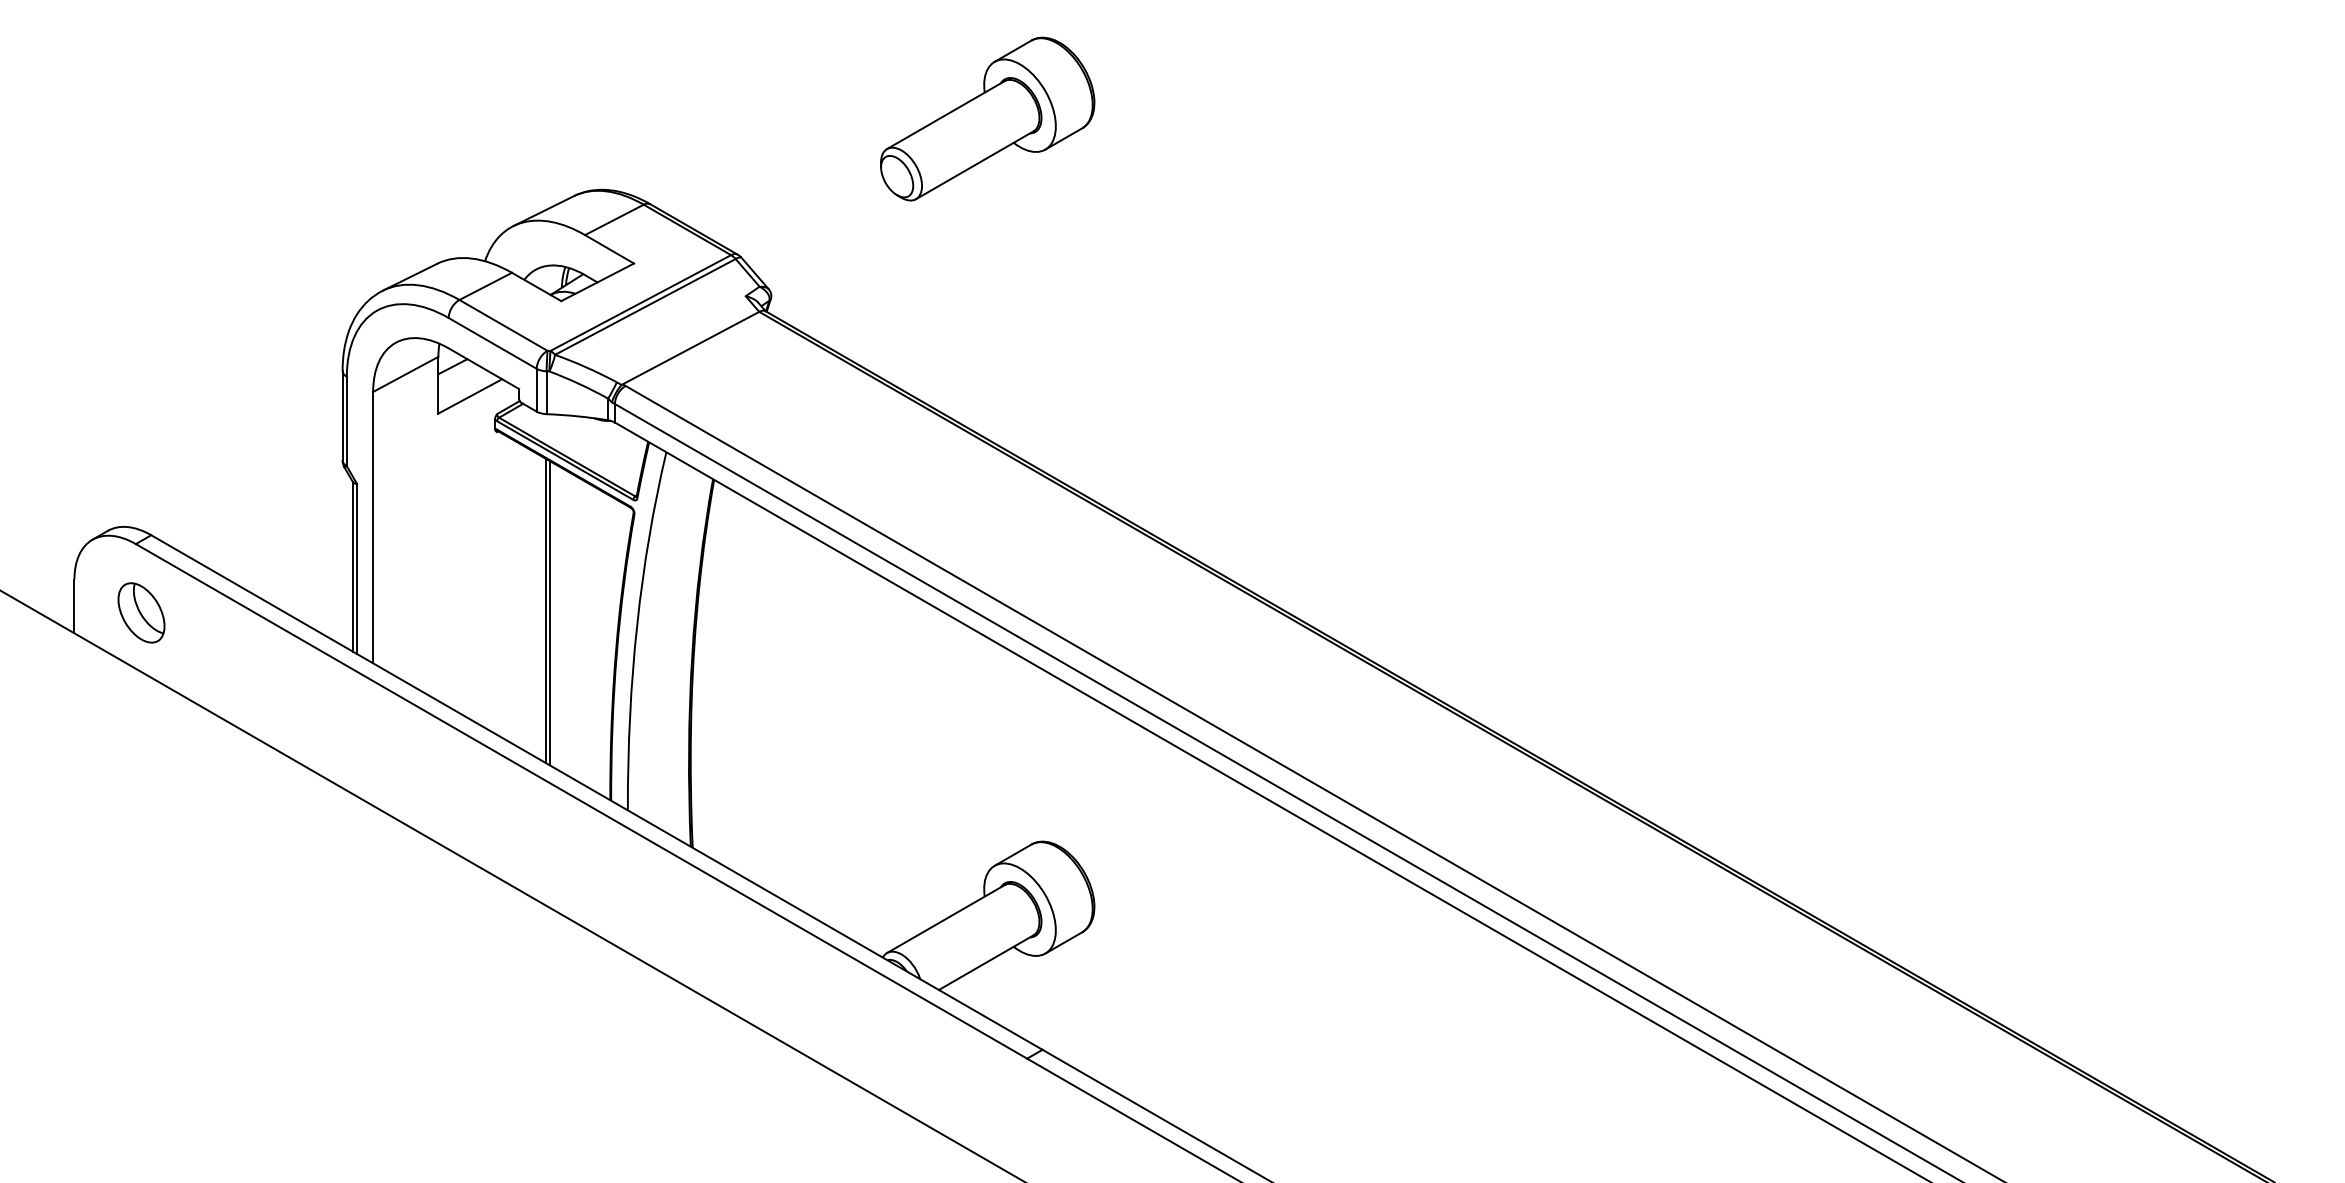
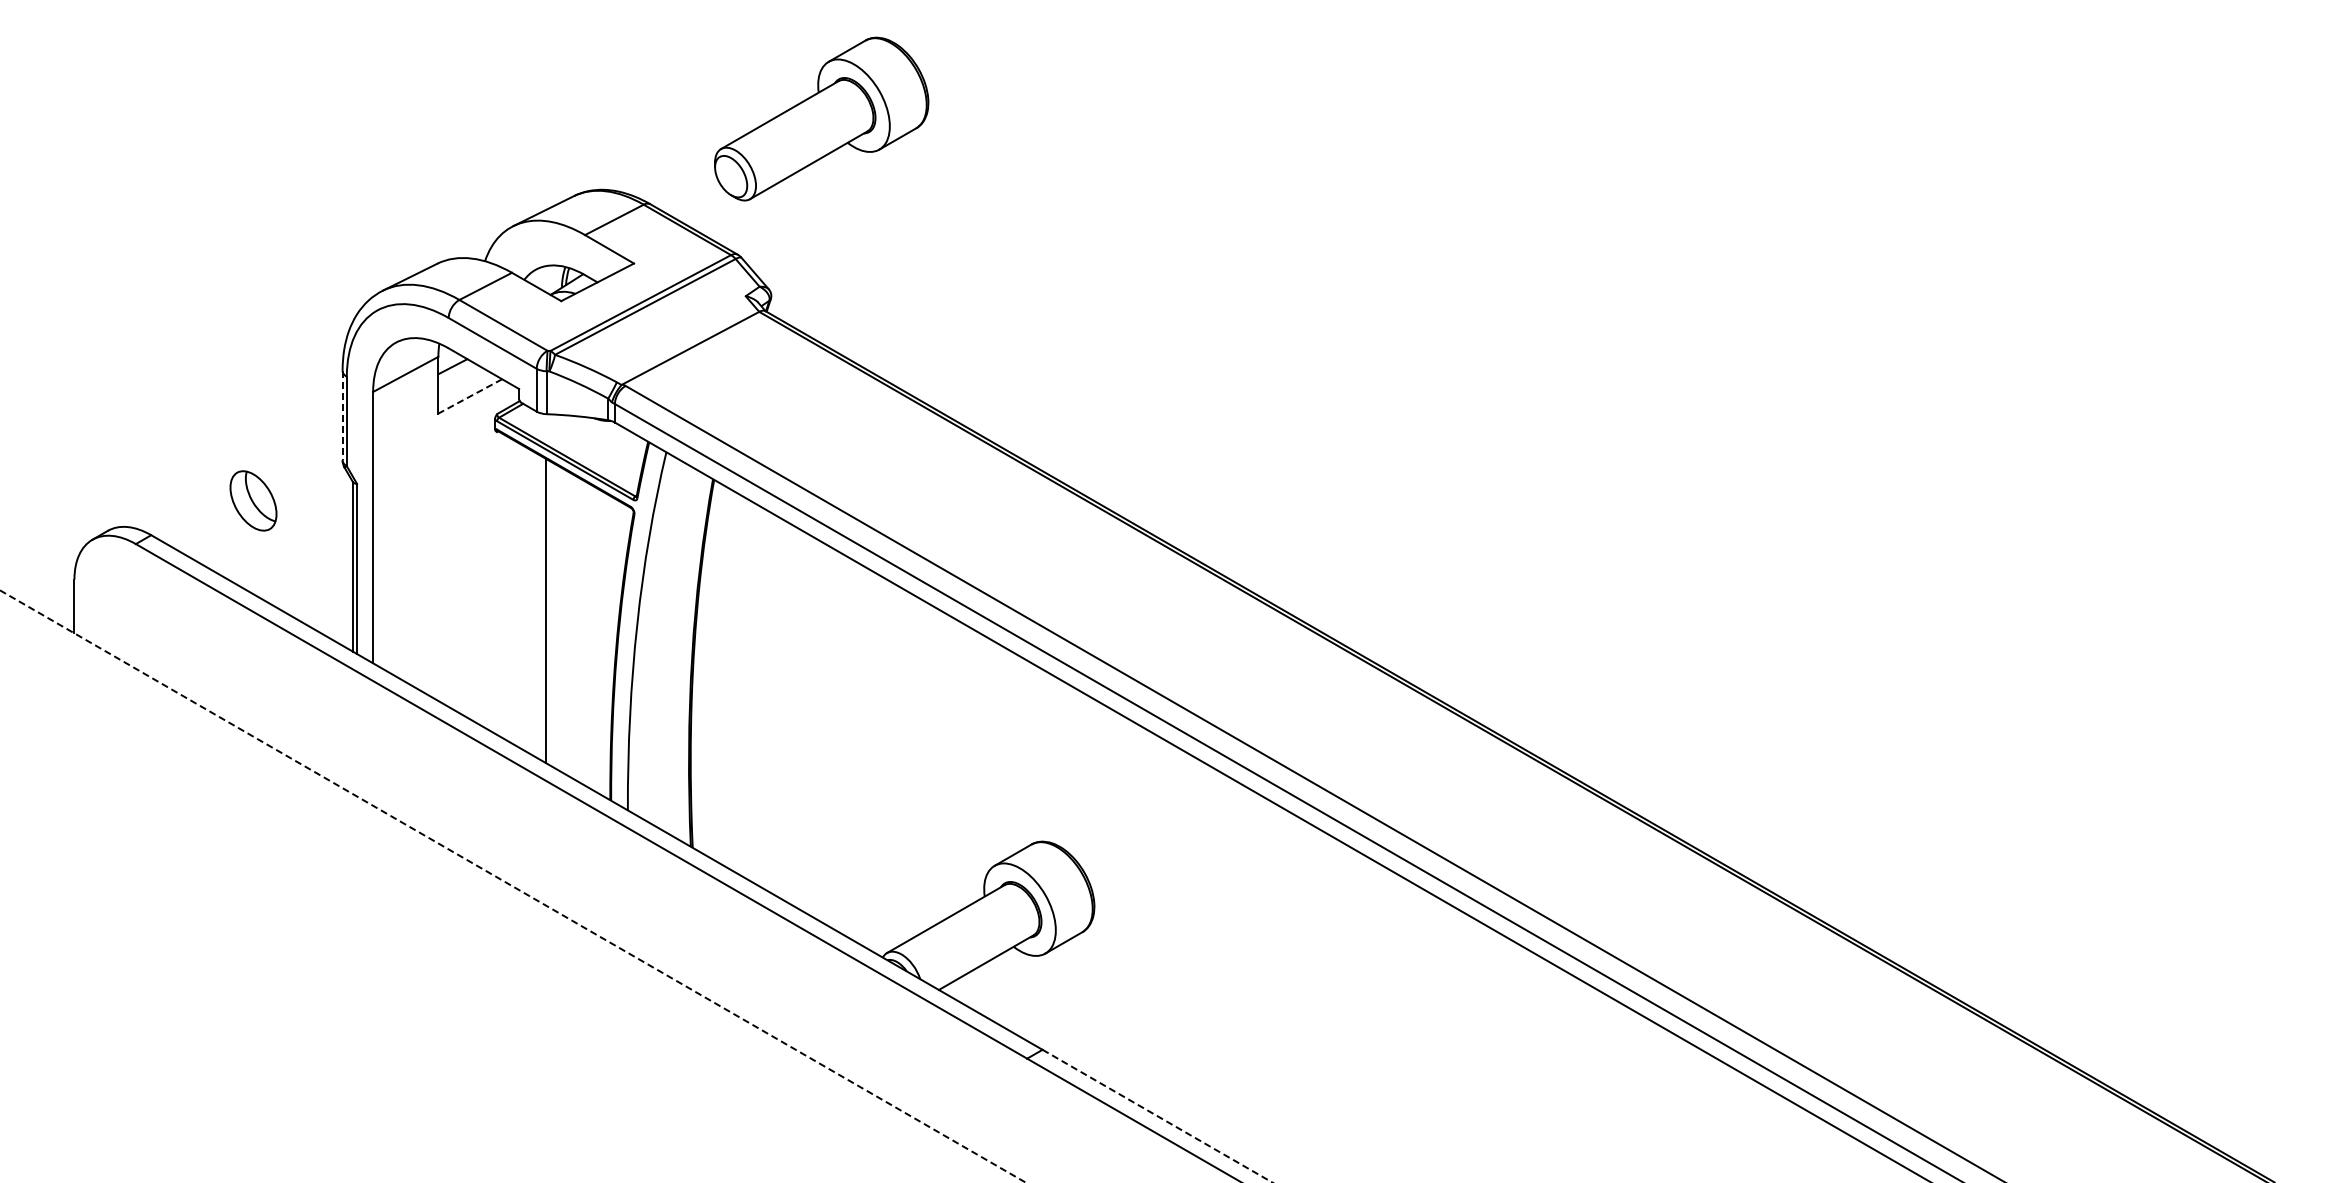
part position: (987, 118) -> (821, 118) (821, 118)
line: solid -> dashed (469, 396)
line: solid -> dashed (342, 415)
part position: (141, 612) -> (253, 500) (253, 500)
line: present -> none (549, 613)
line: solid -> dashed (513, 886)
line: solid -> dashed (1157, 1116)
